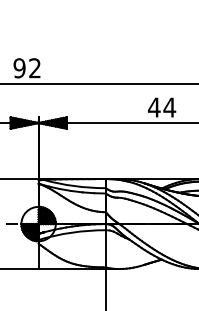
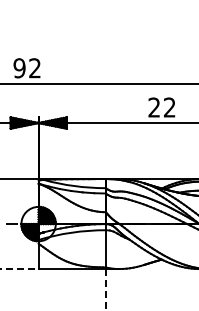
text: 44 -> 22 (161, 107)
line: solid -> dashed (19, 269)
line: solid -> dashed (105, 289)
